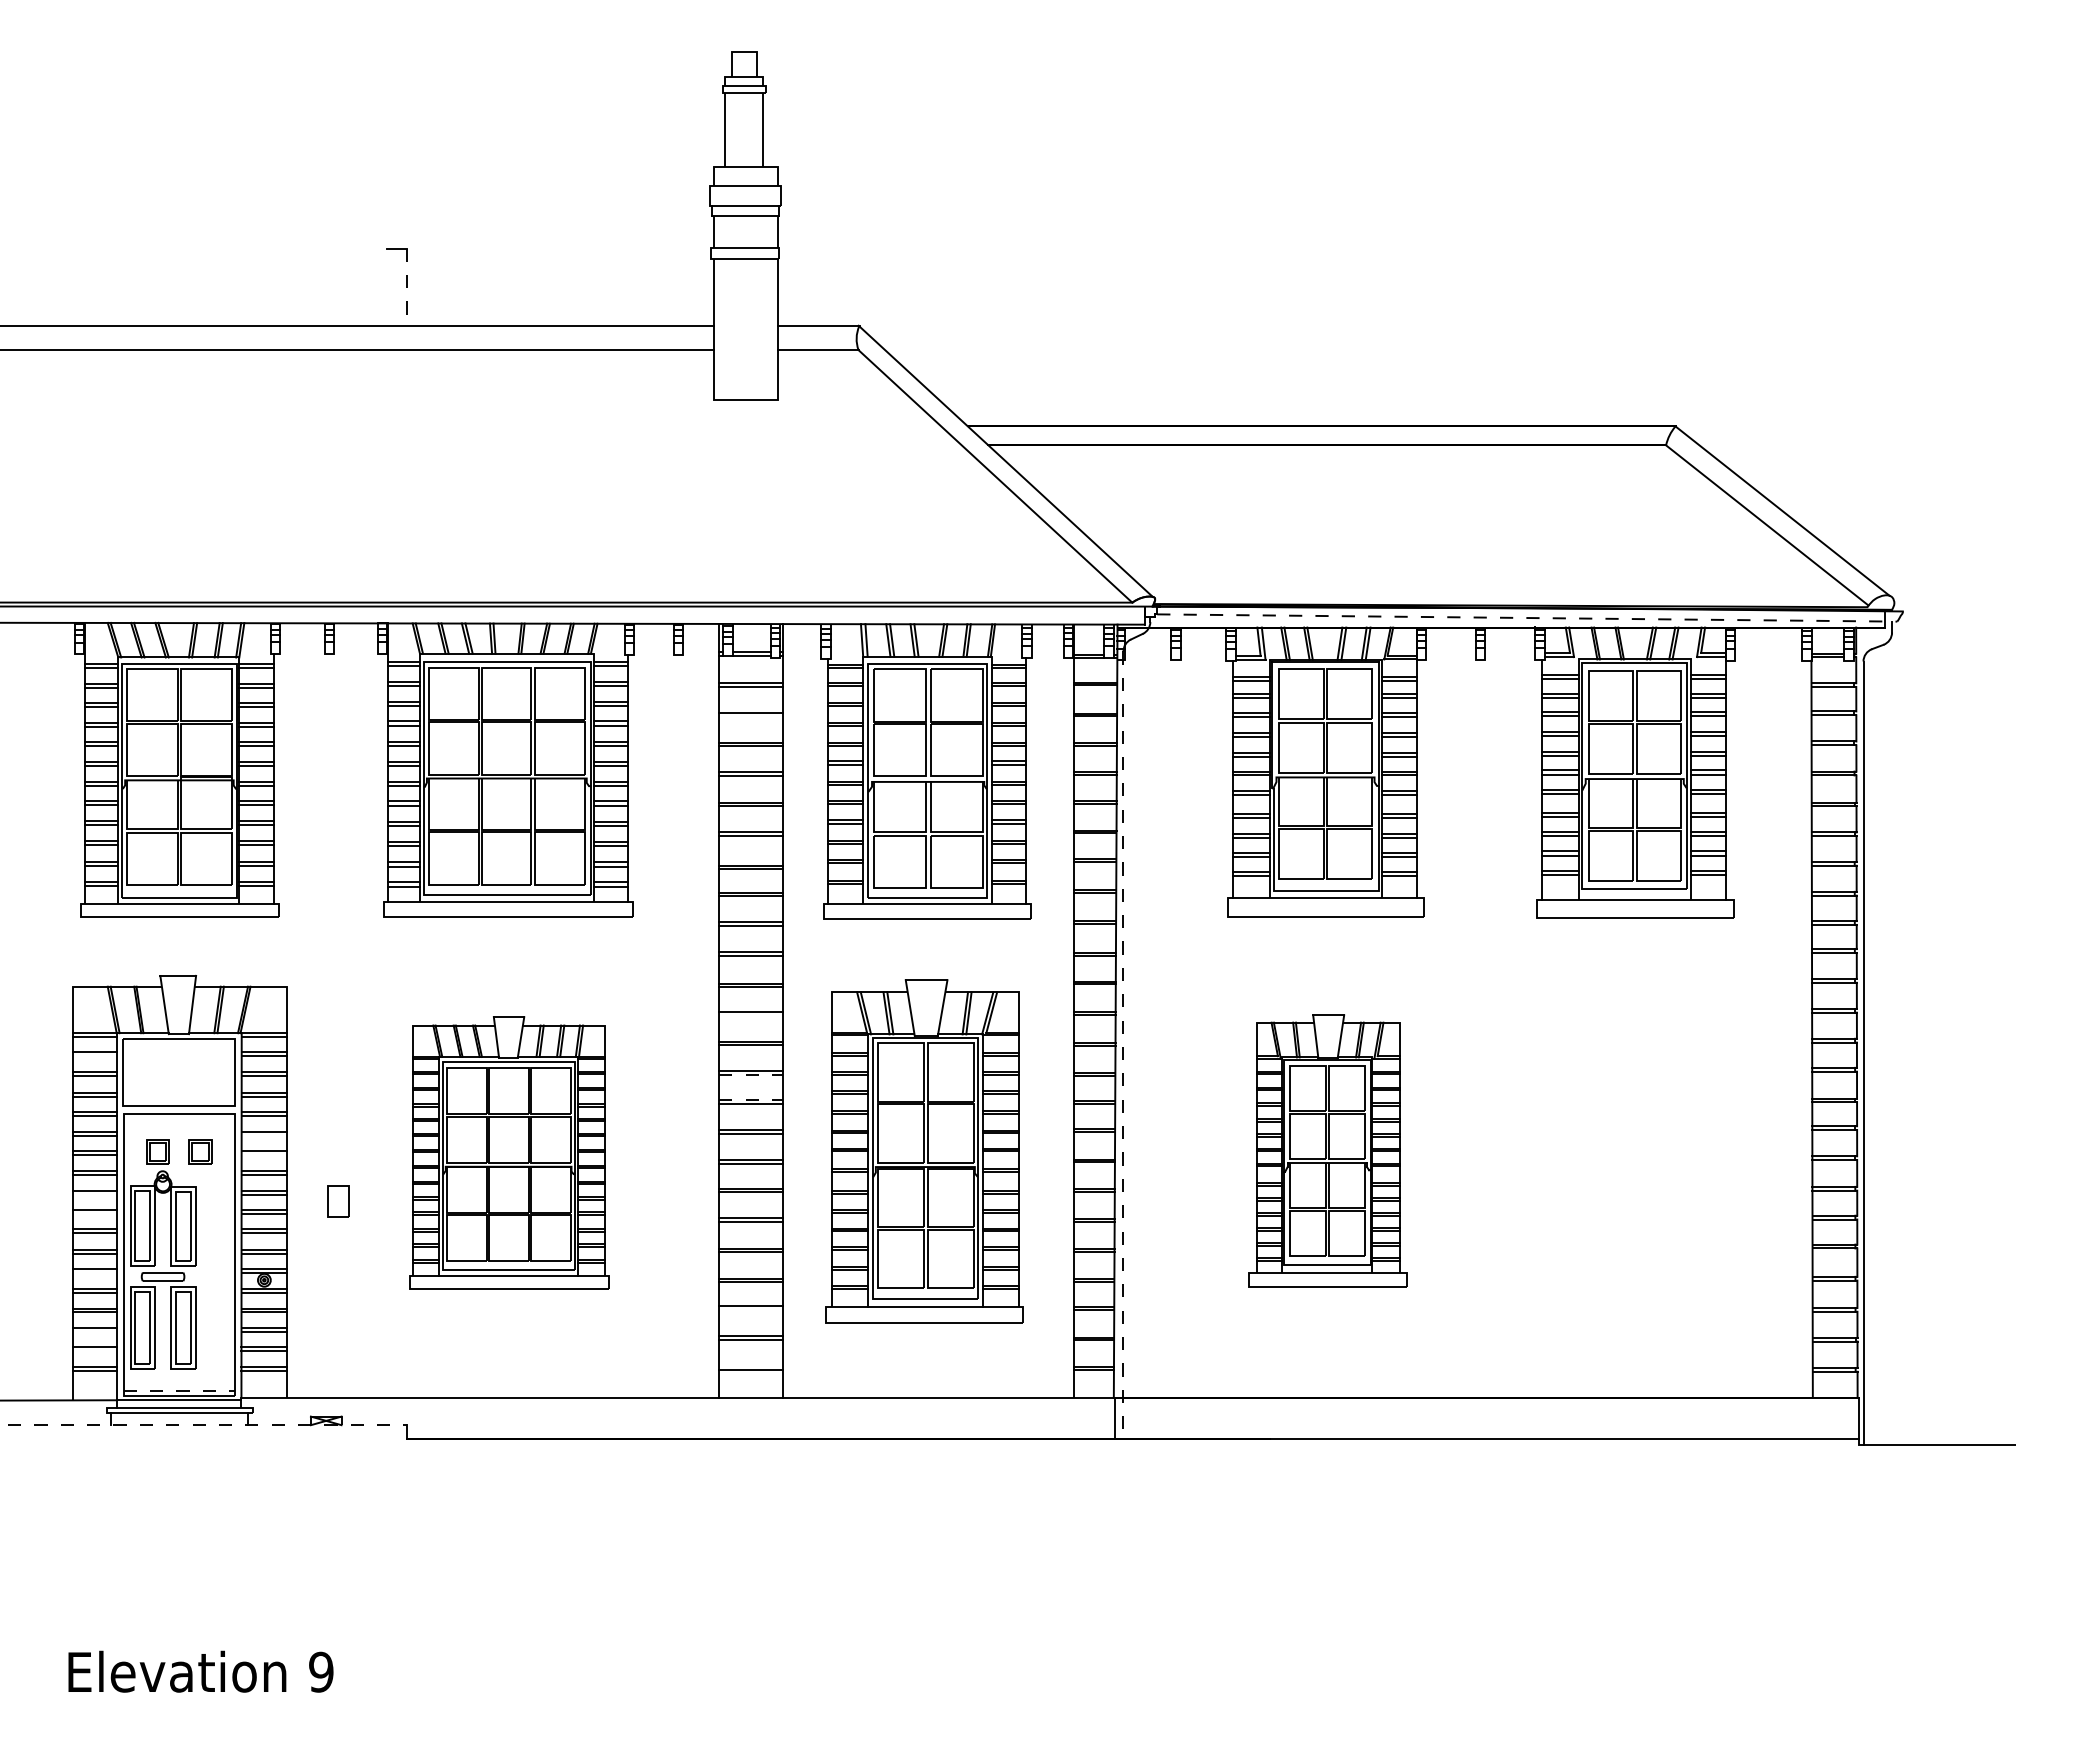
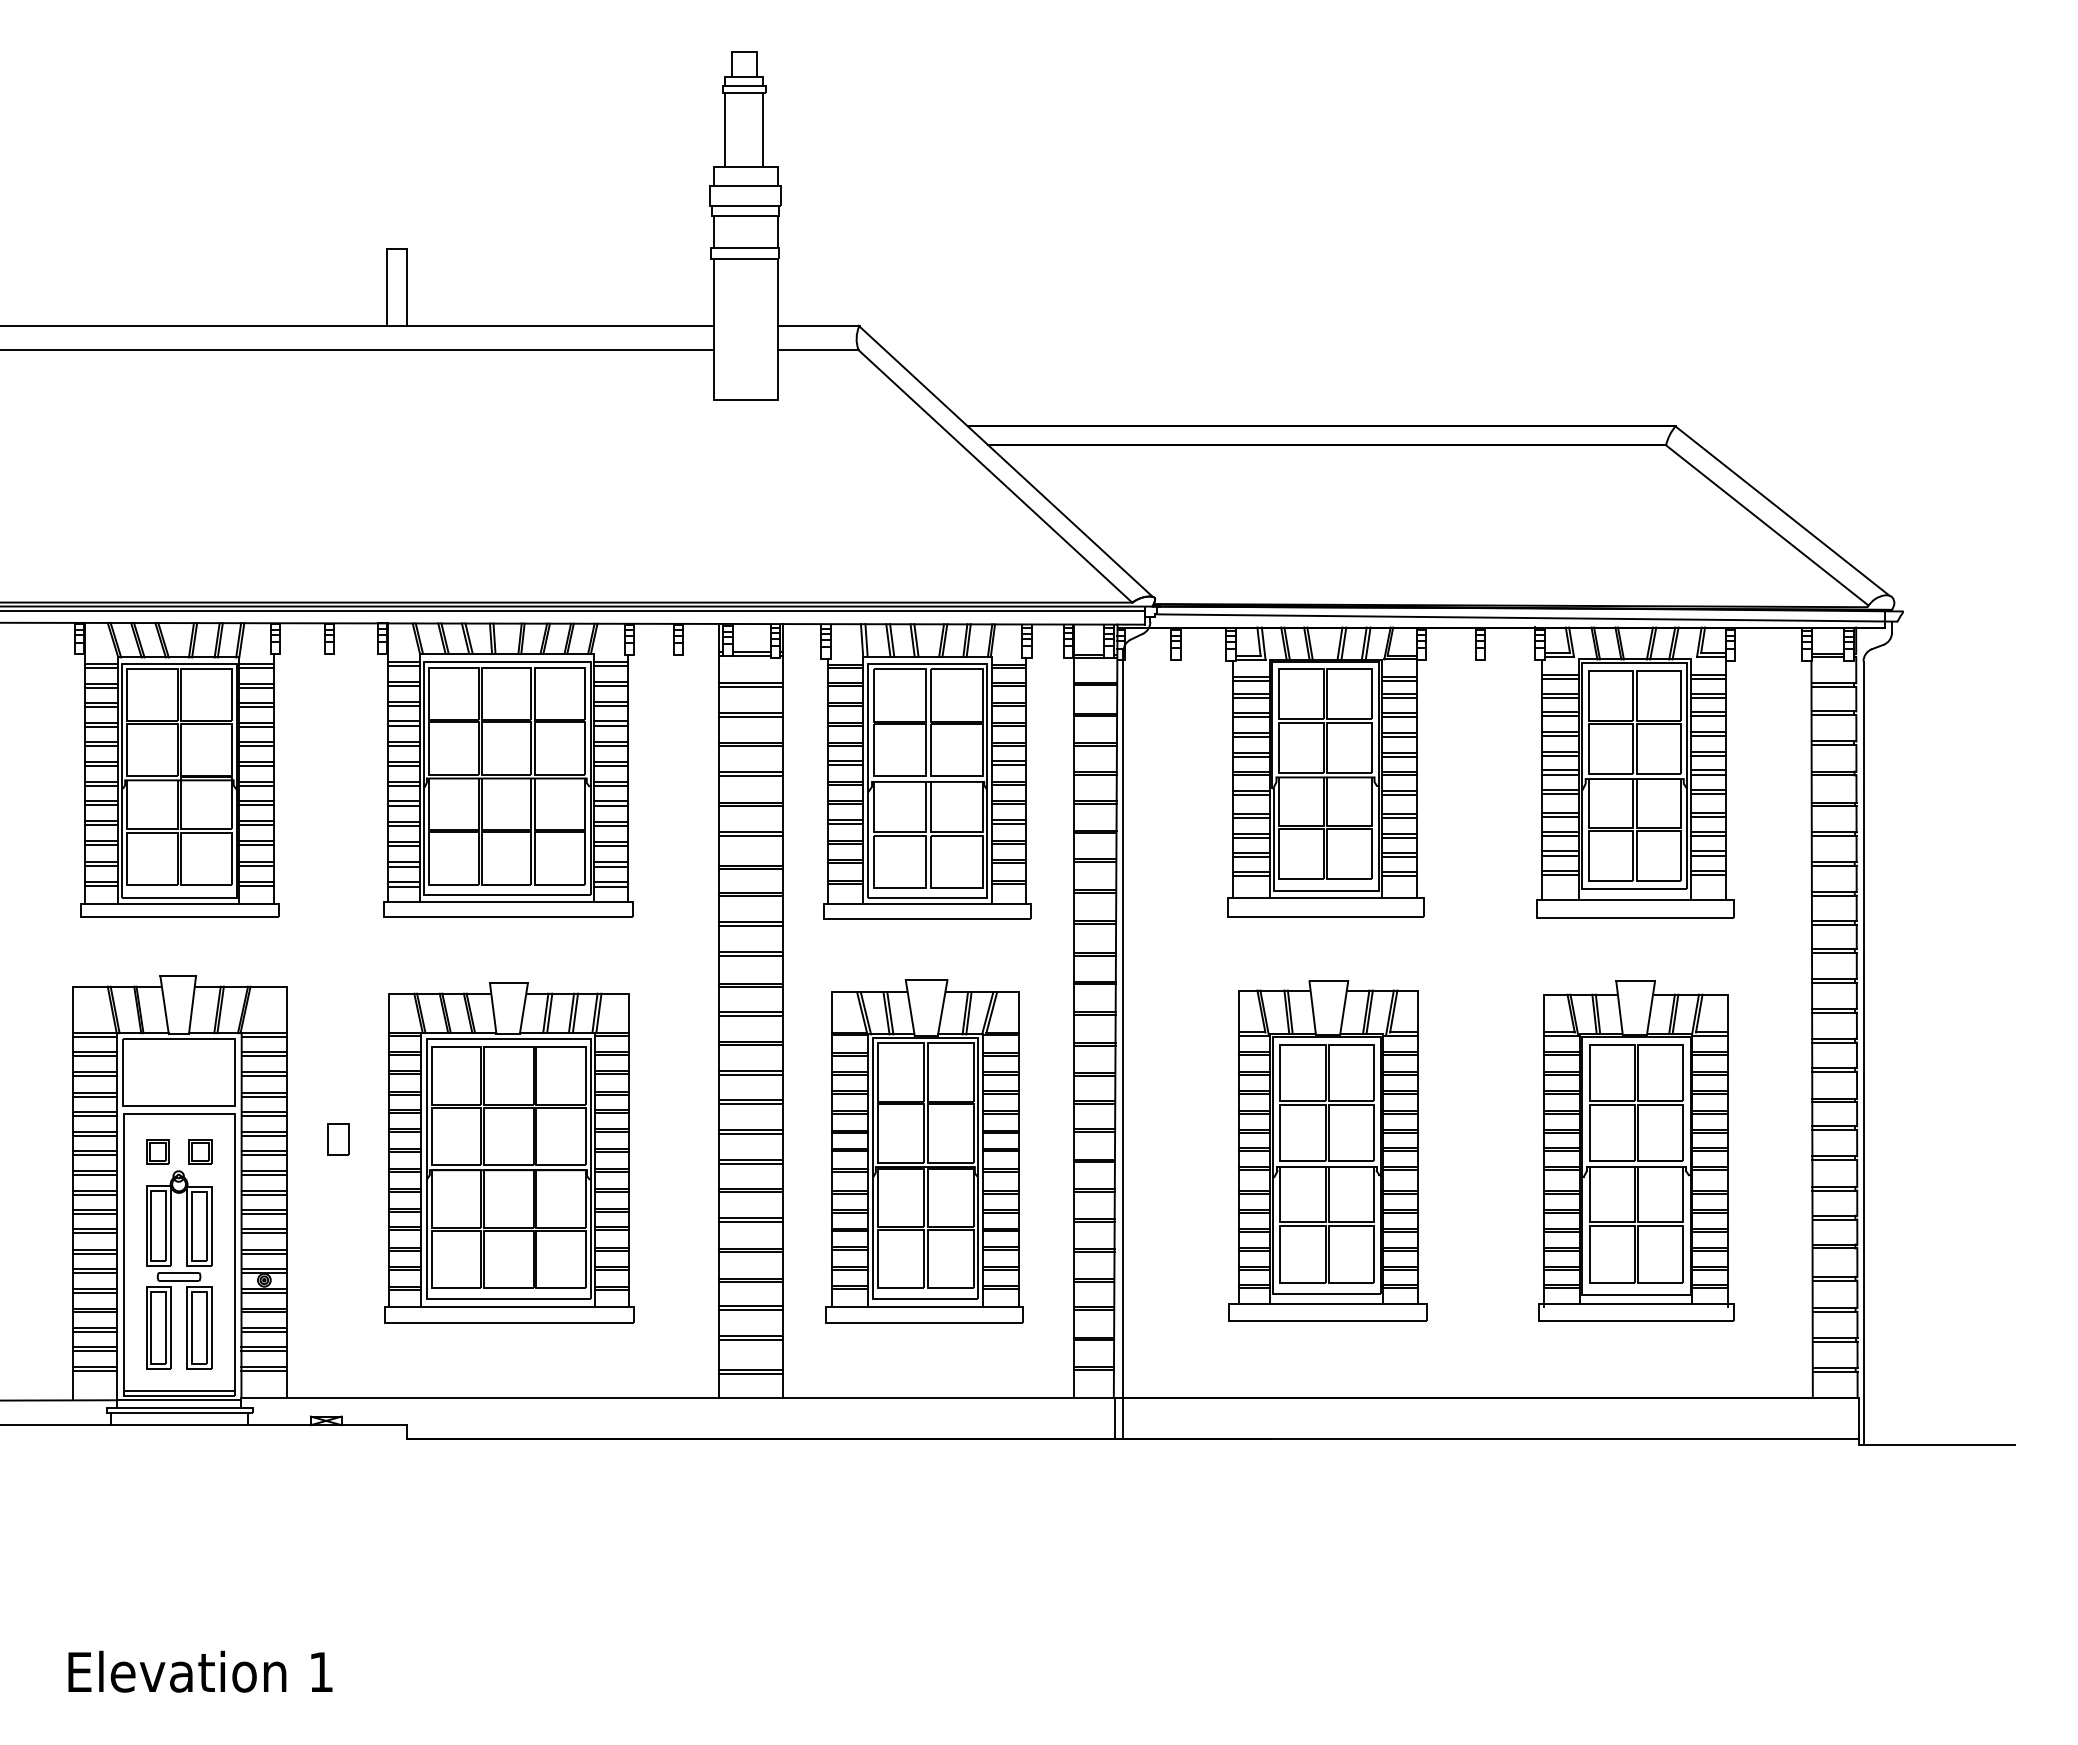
line: none -> present (386, 286)
line: dashed -> solid (407, 287)
line: none -> present (573, 611)
line: dashed -> solid (1527, 618)
line: none -> present (751, 717)
line: none -> present (751, 1015)
line: dashed -> solid (1123, 1044)
line: none -> present (94, 1056)
line: dashed -> solid (751, 1075)
line: dashed -> solid (751, 1099)
line: none -> present (263, 1135)
part size: 160x274 px -> 200x342 px (1327, 1150)
part: none -> present (1636, 1150)
part size: 201x274 px -> 251x342 px (509, 1152)
line: none -> present (263, 1155)
line: none -> present (94, 1194)
part position: (338, 1201) -> (338, 1139) (338, 1139)
line: none -> present (94, 1214)
part position: (163, 1269) -> (179, 1269) (179, 1269)
line: none -> present (94, 1272)
line: none -> present (751, 1310)
line: none -> present (94, 1331)
line: none -> present (94, 1350)
line: none -> present (751, 1374)
line: dashed -> solid (179, 1390)
line: dashed -> solid (203, 1425)
text: 9 -> 1 (321, 1671)
